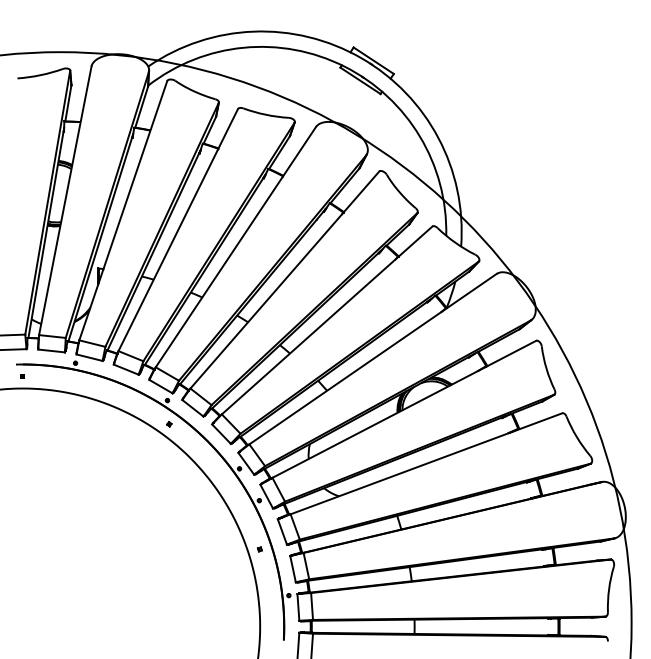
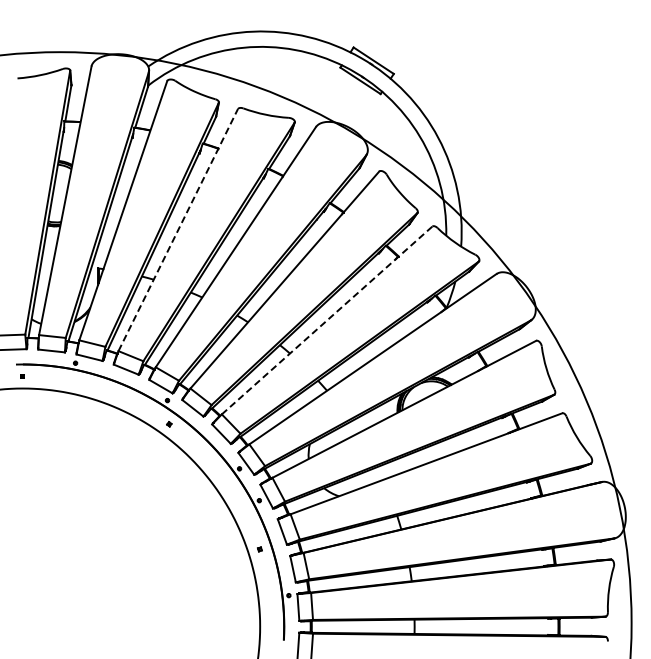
line: solid -> dashed (178, 230)
line: solid -> dashed (327, 320)
